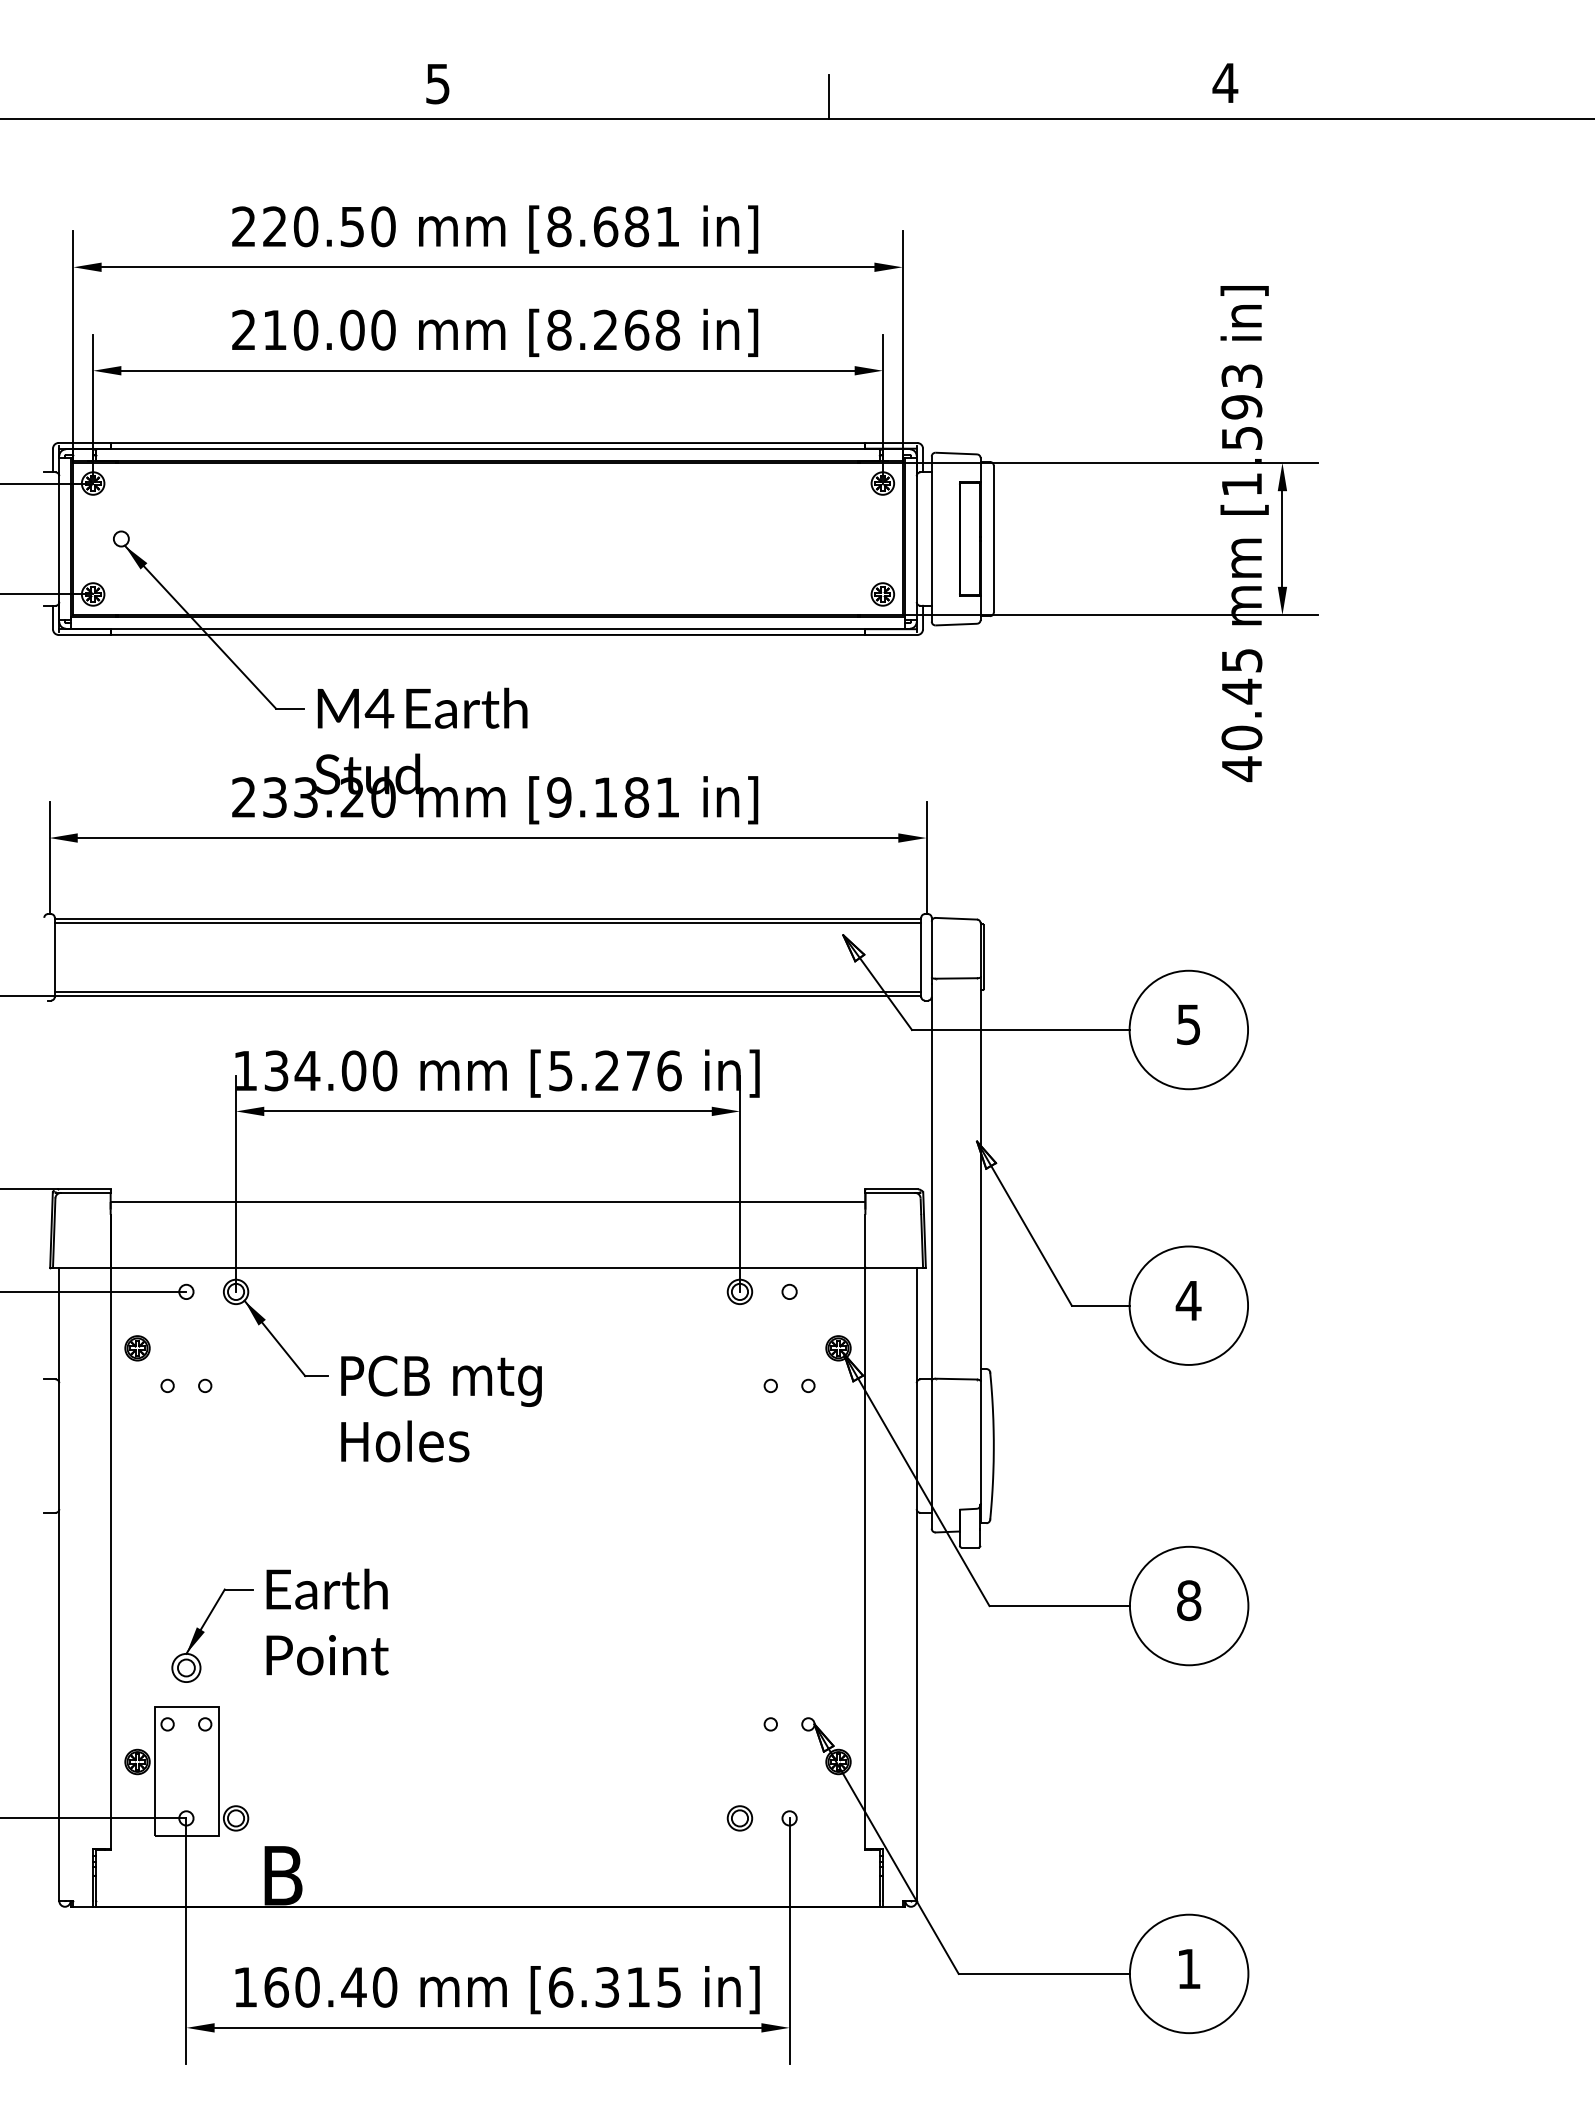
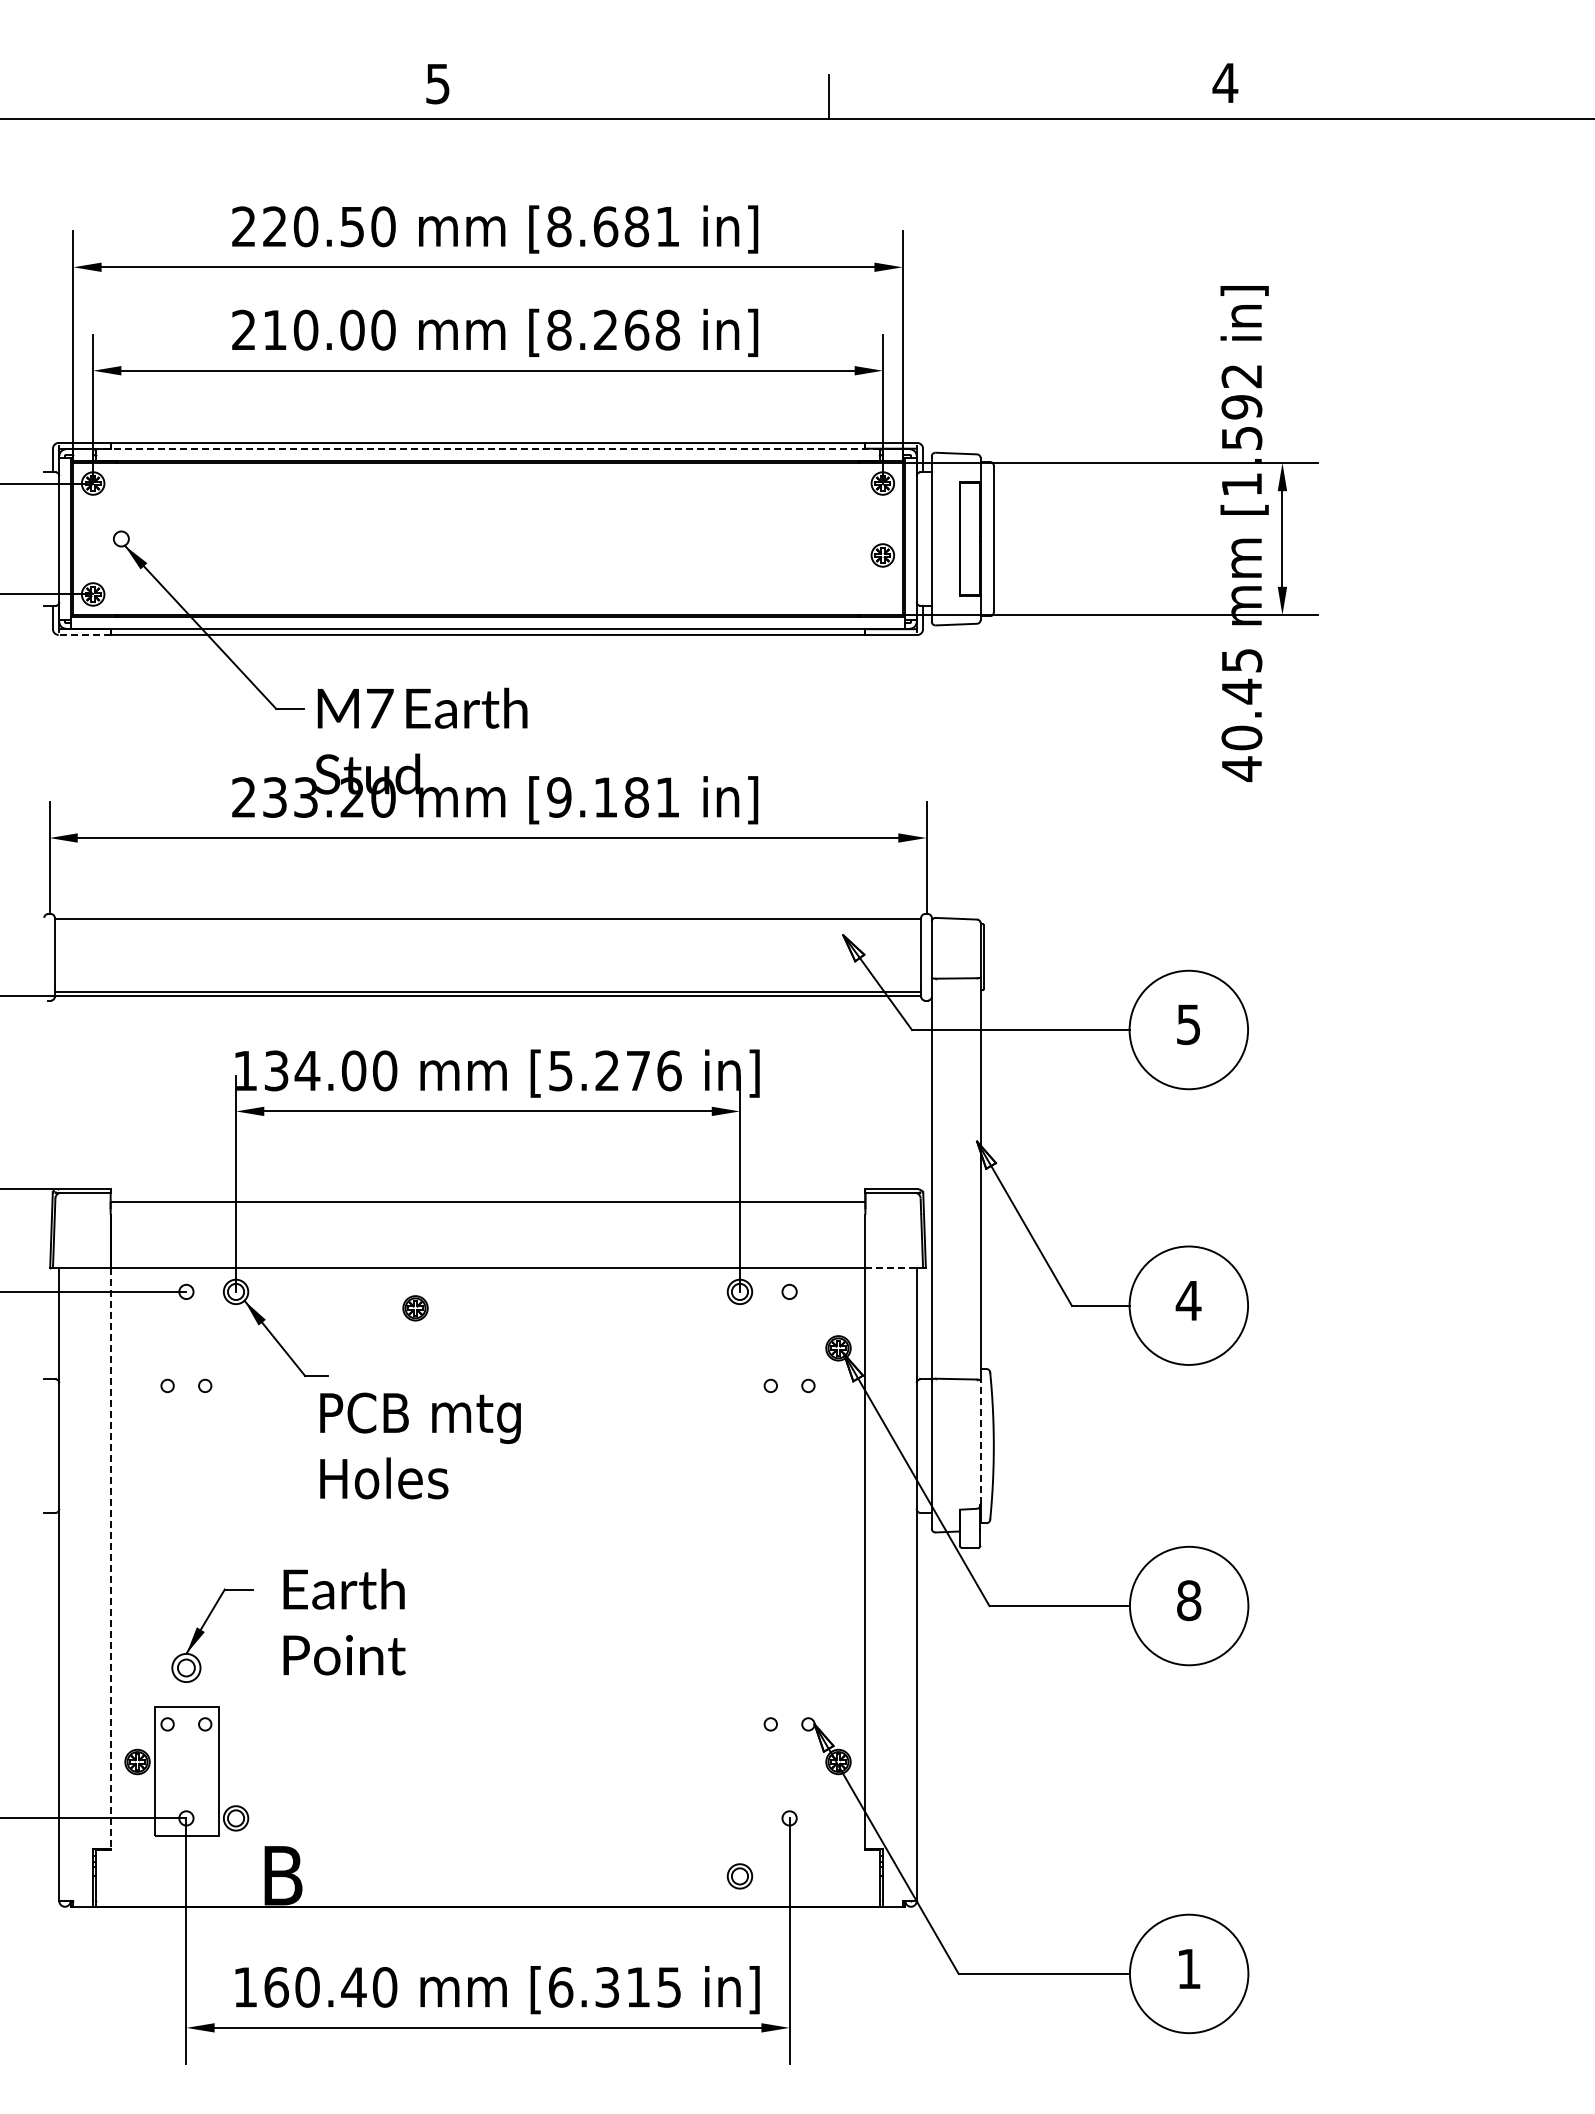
text: [1.593 -> [1.592 (1241, 376)
line: solid -> dashed (488, 449)
part position: (882, 594) -> (882, 555) (882, 555)
line: solid -> dashed (84, 634)
text: M4 -> M7 (379, 708)
line: present -> none (487, 922)
line: solid -> dashed (891, 1267)
part position: (137, 1348) -> (415, 1308) (415, 1308)
text position: (441, 1408) -> (420, 1445) (420, 1445)
line: solid -> dashed (980, 1442)
line: solid -> dashed (111, 1559)
text position: (327, 1621) -> (344, 1621) (344, 1621)
part position: (739, 1818) -> (739, 1876) (739, 1876)
